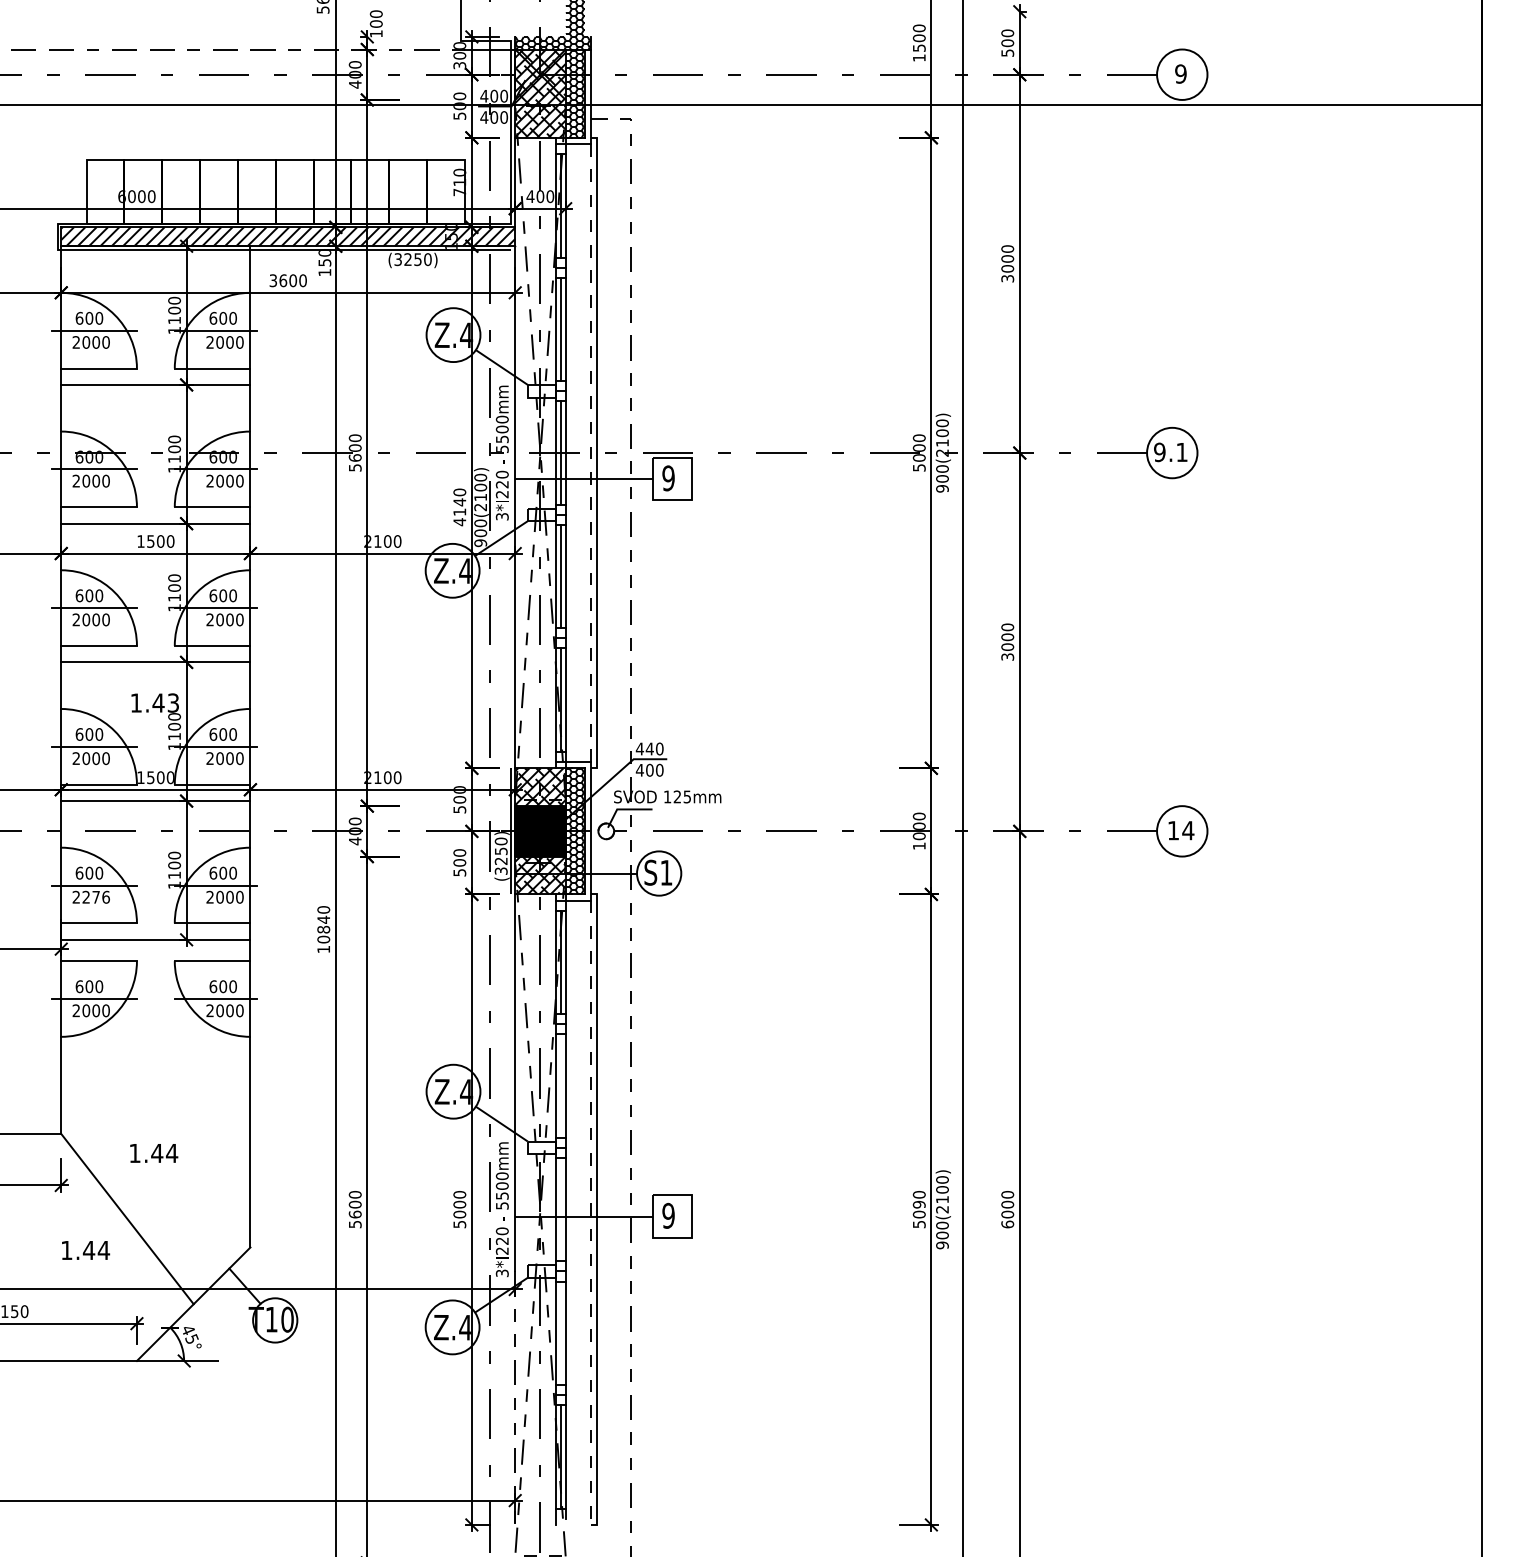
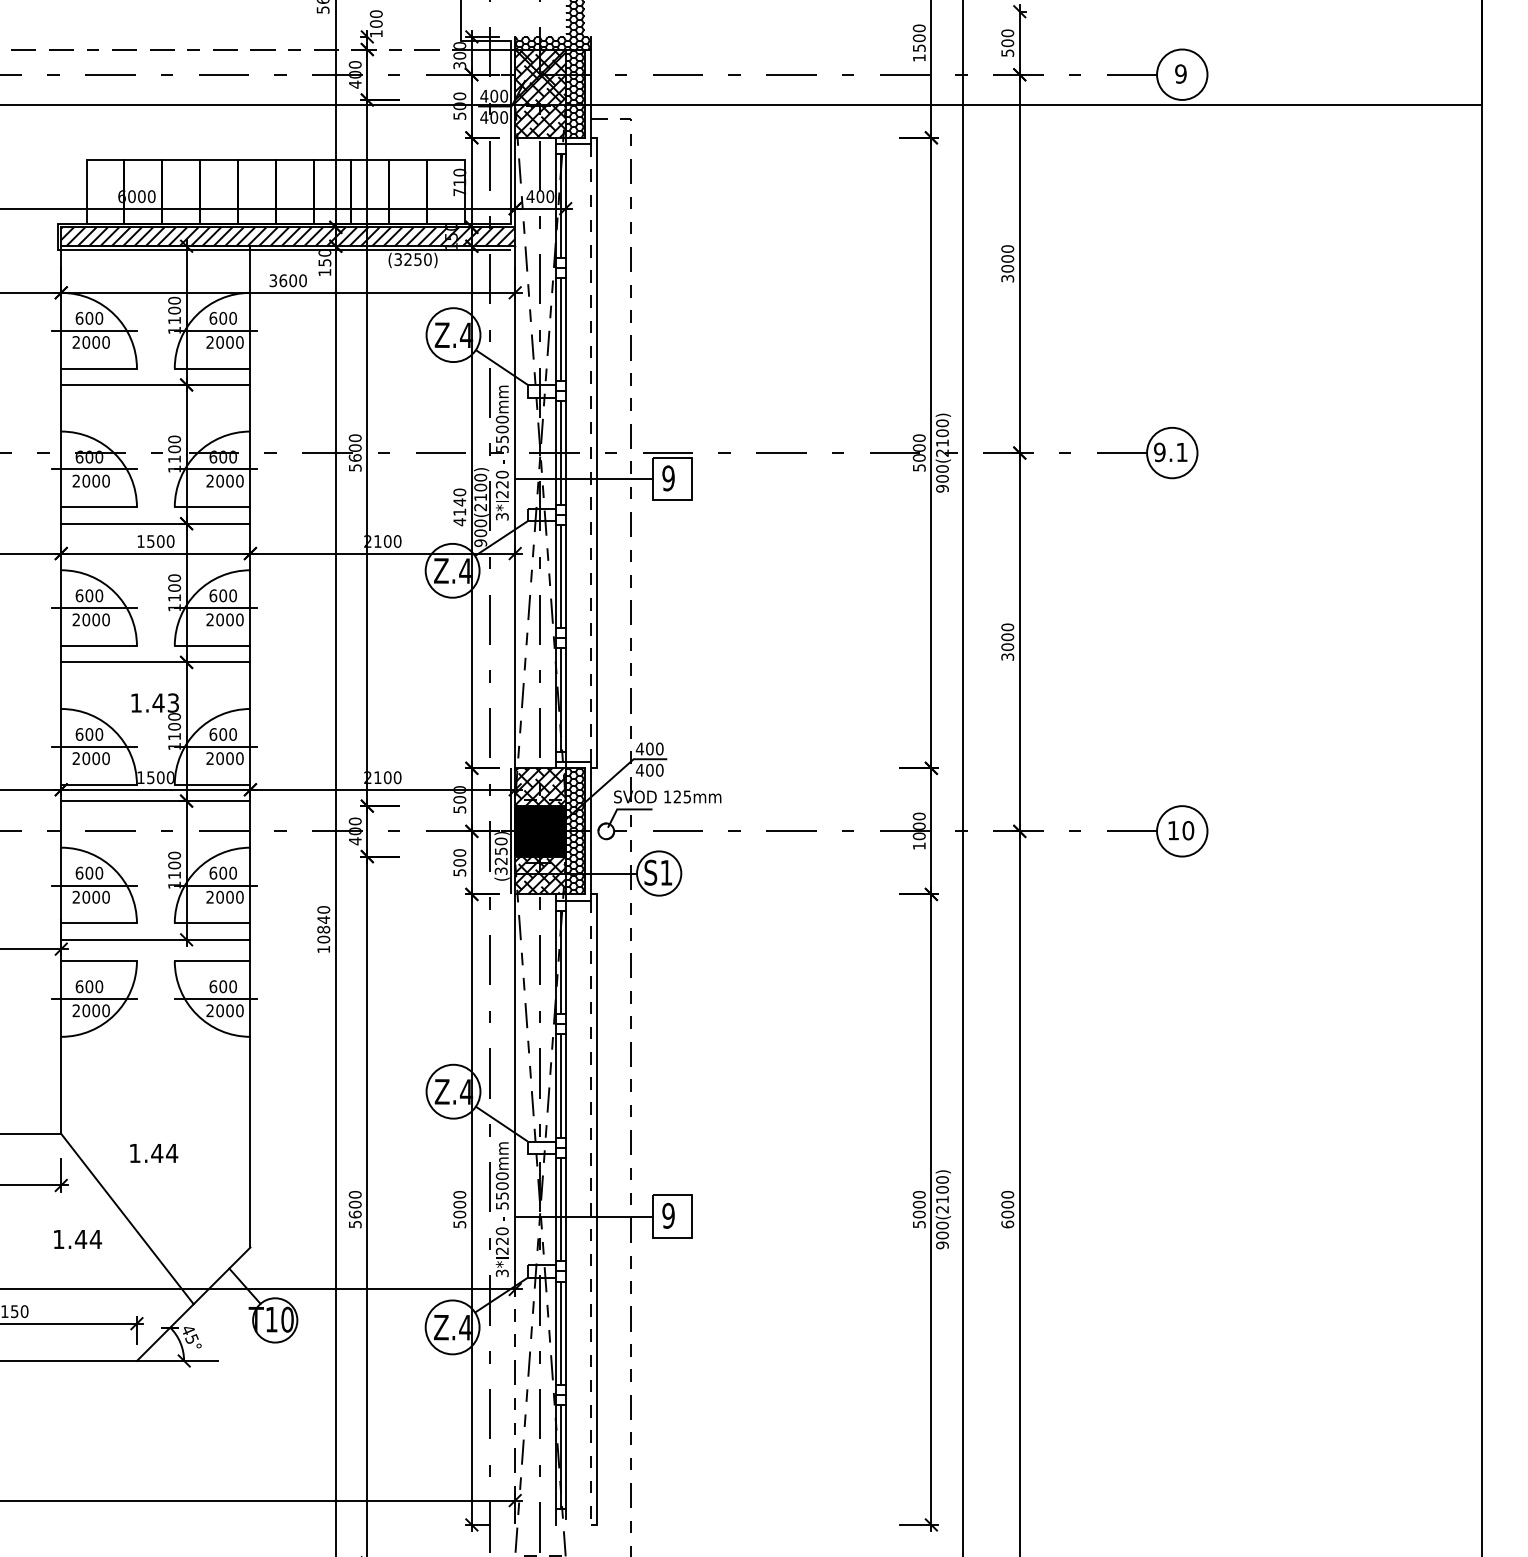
text: 440 -> 400 (649, 748)
text: 14 -> 10 (1188, 830)
text: 2276 -> 2000 (95, 896)
line: none -> present (560, 1085)
text: 5090 -> 5000 (919, 1204)
line: none -> present (560, 1209)
text position: (86, 1250) -> (78, 1239) (78, 1239)
line: none -> present (560, 1332)
